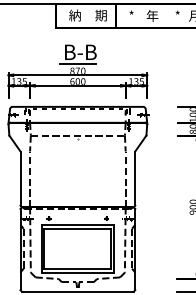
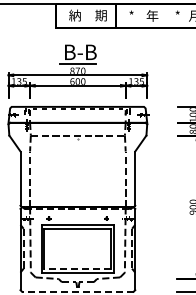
line: solid -> dashed (77, 268)
line: solid -> dashed (77, 291)
